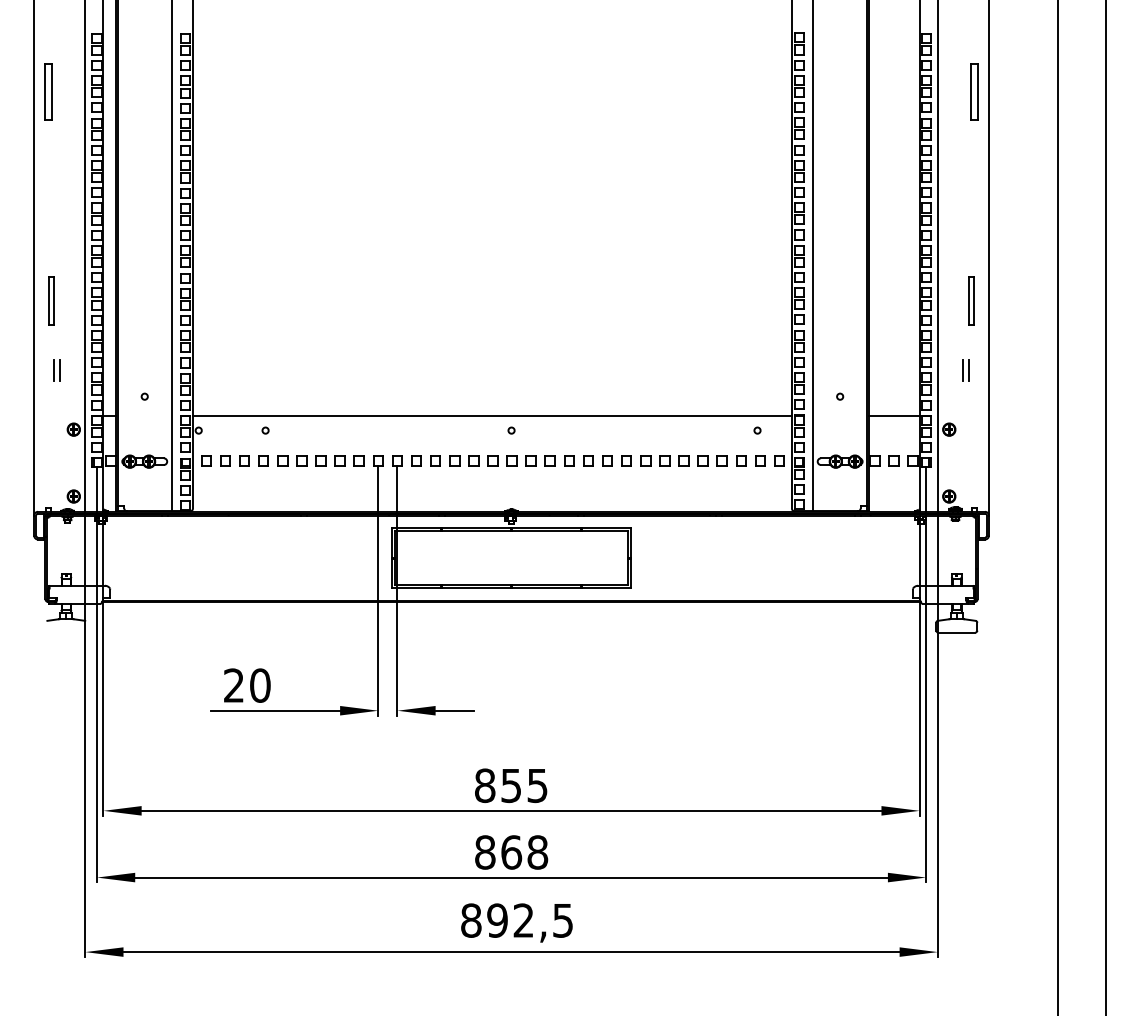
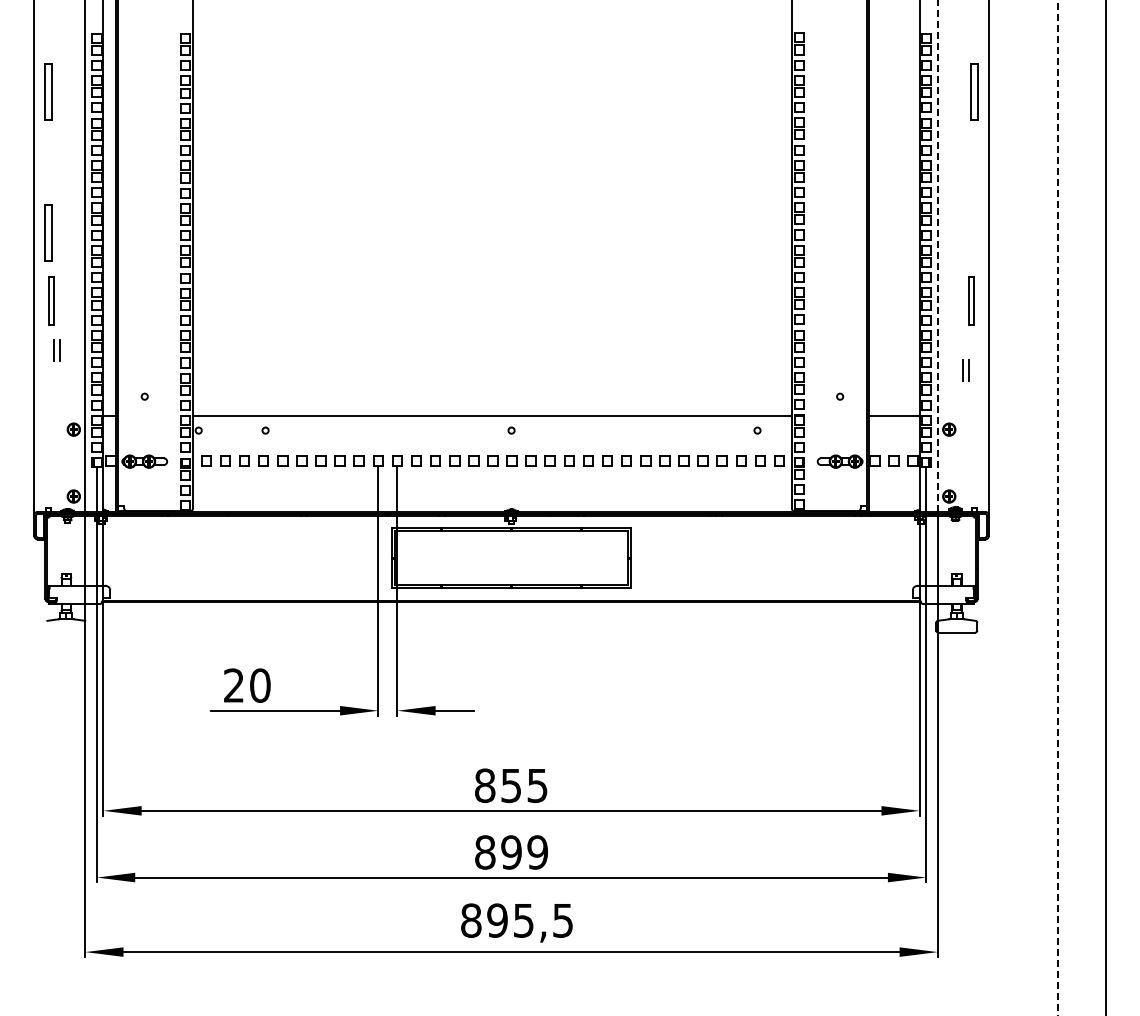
part: none -> present (48, 232)
line: present -> none (171, 256)
line: present -> none (812, 256)
line: solid -> dashed (937, 256)
part position: (56, 370) -> (56, 350) (56, 350)
line: solid -> dashed (1058, 508)
text: 868 -> 899 (524, 852)
text: 892,5 -> 895,5 (523, 920)
